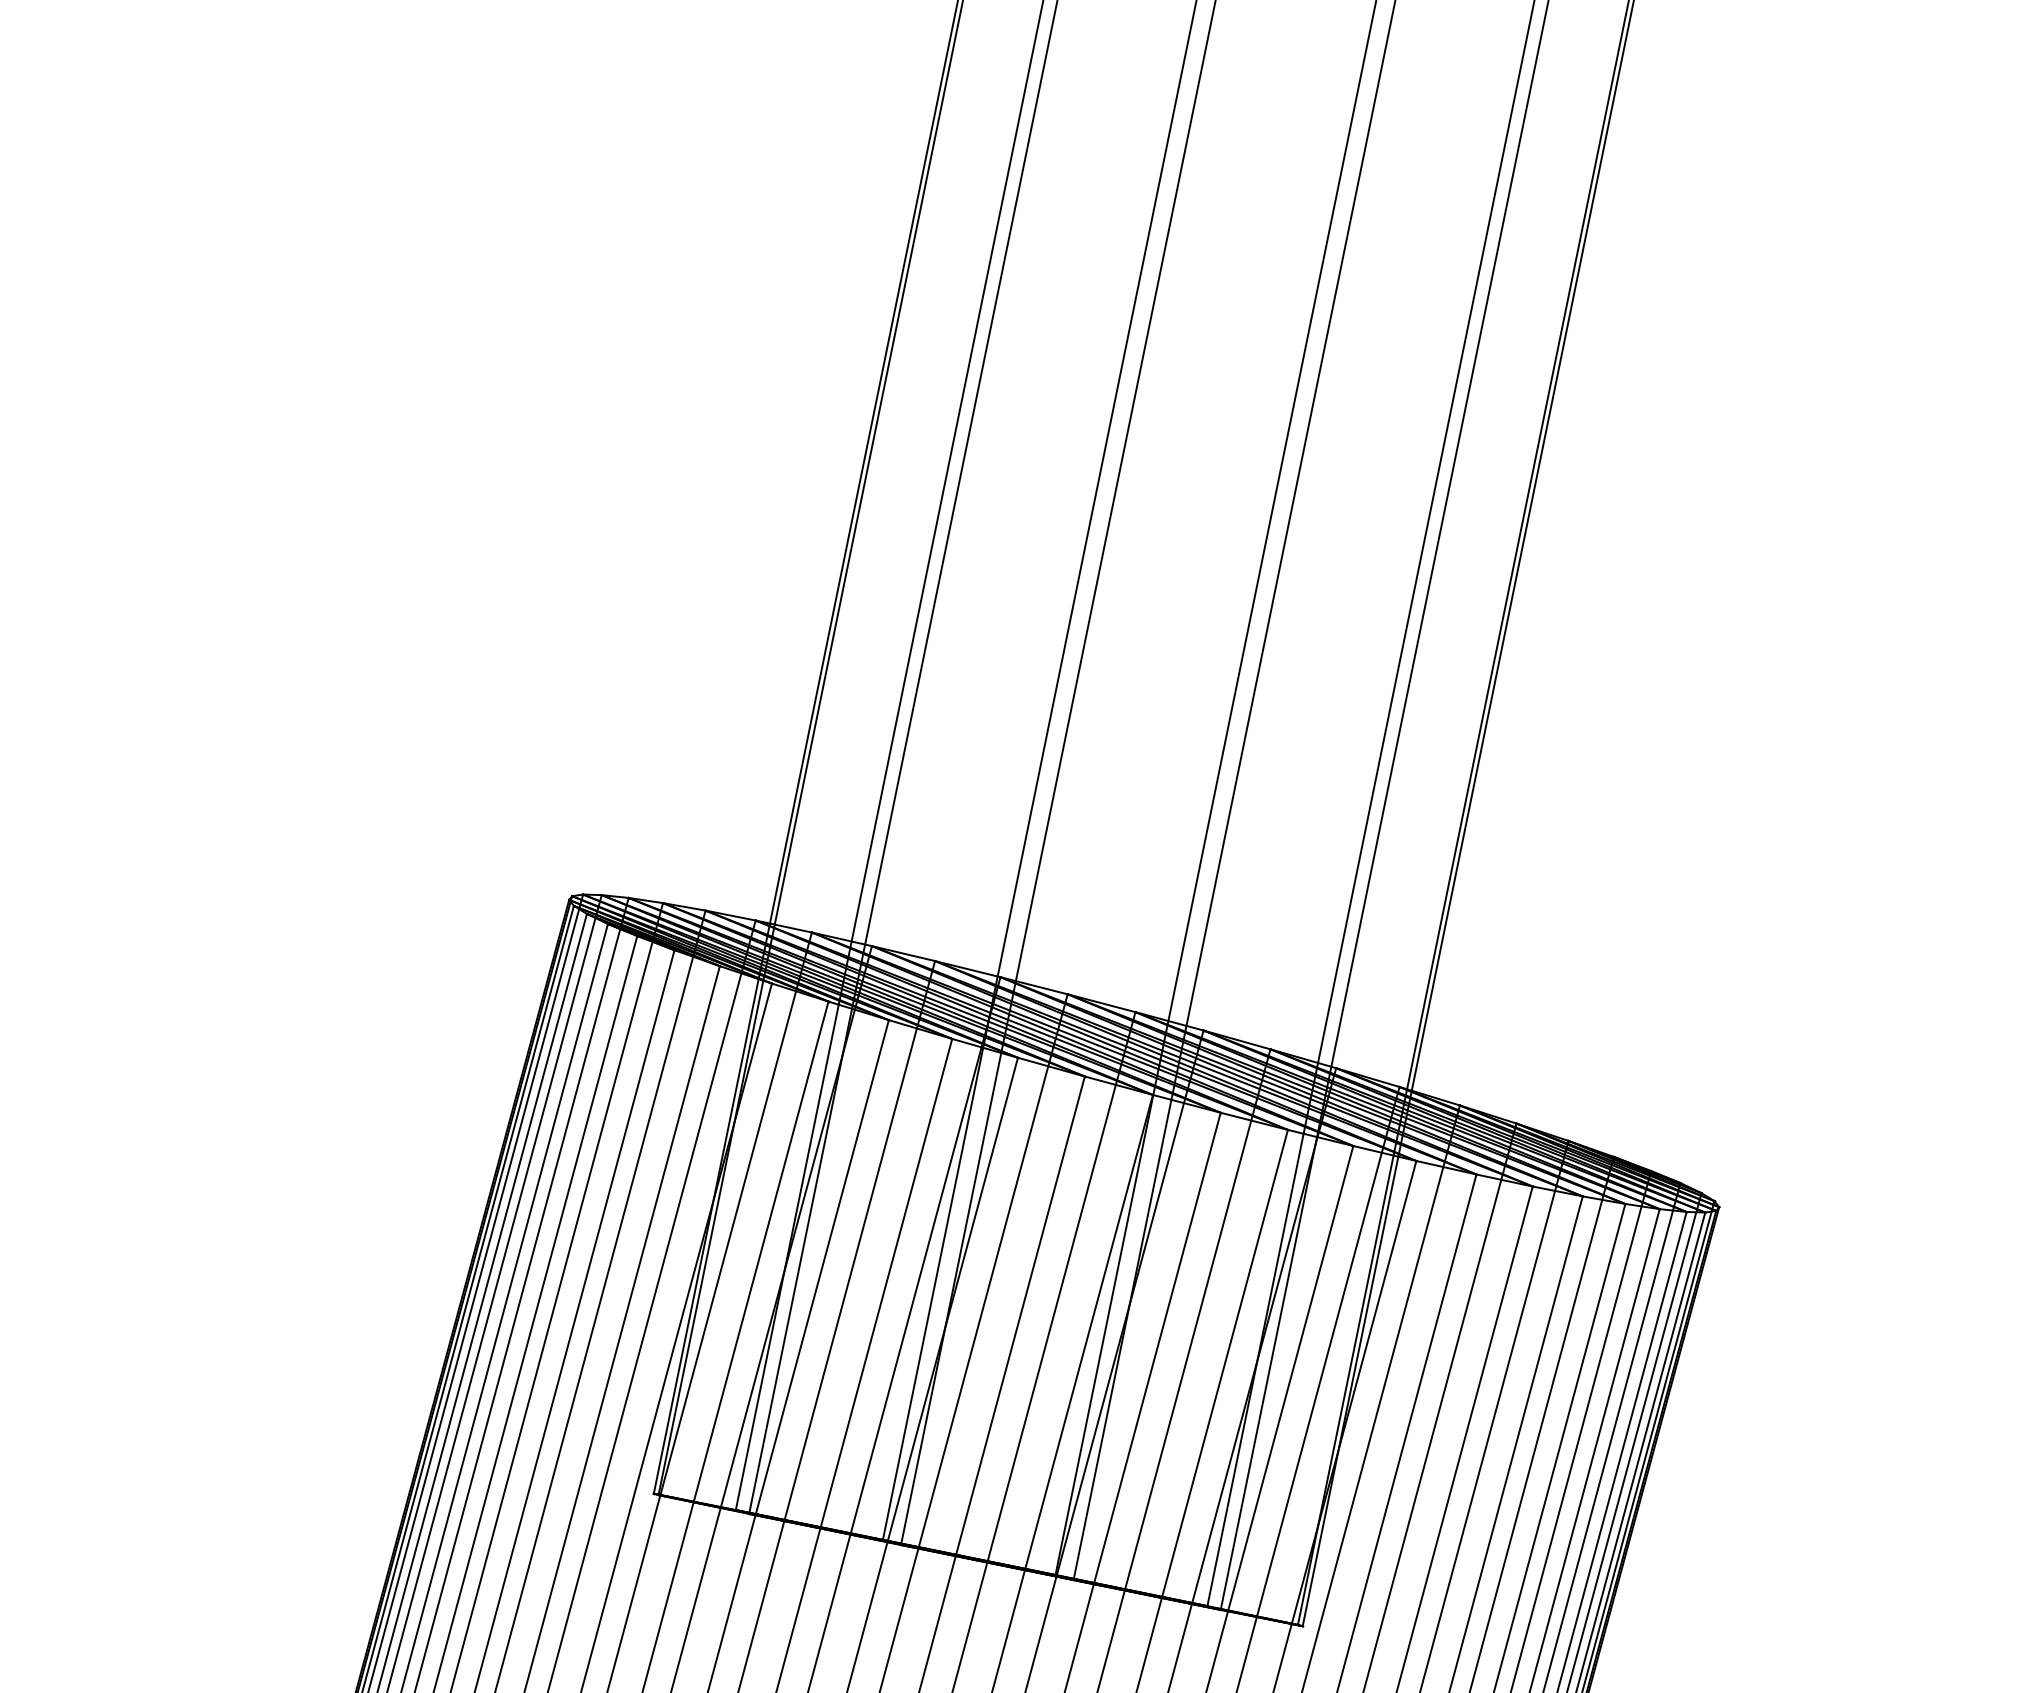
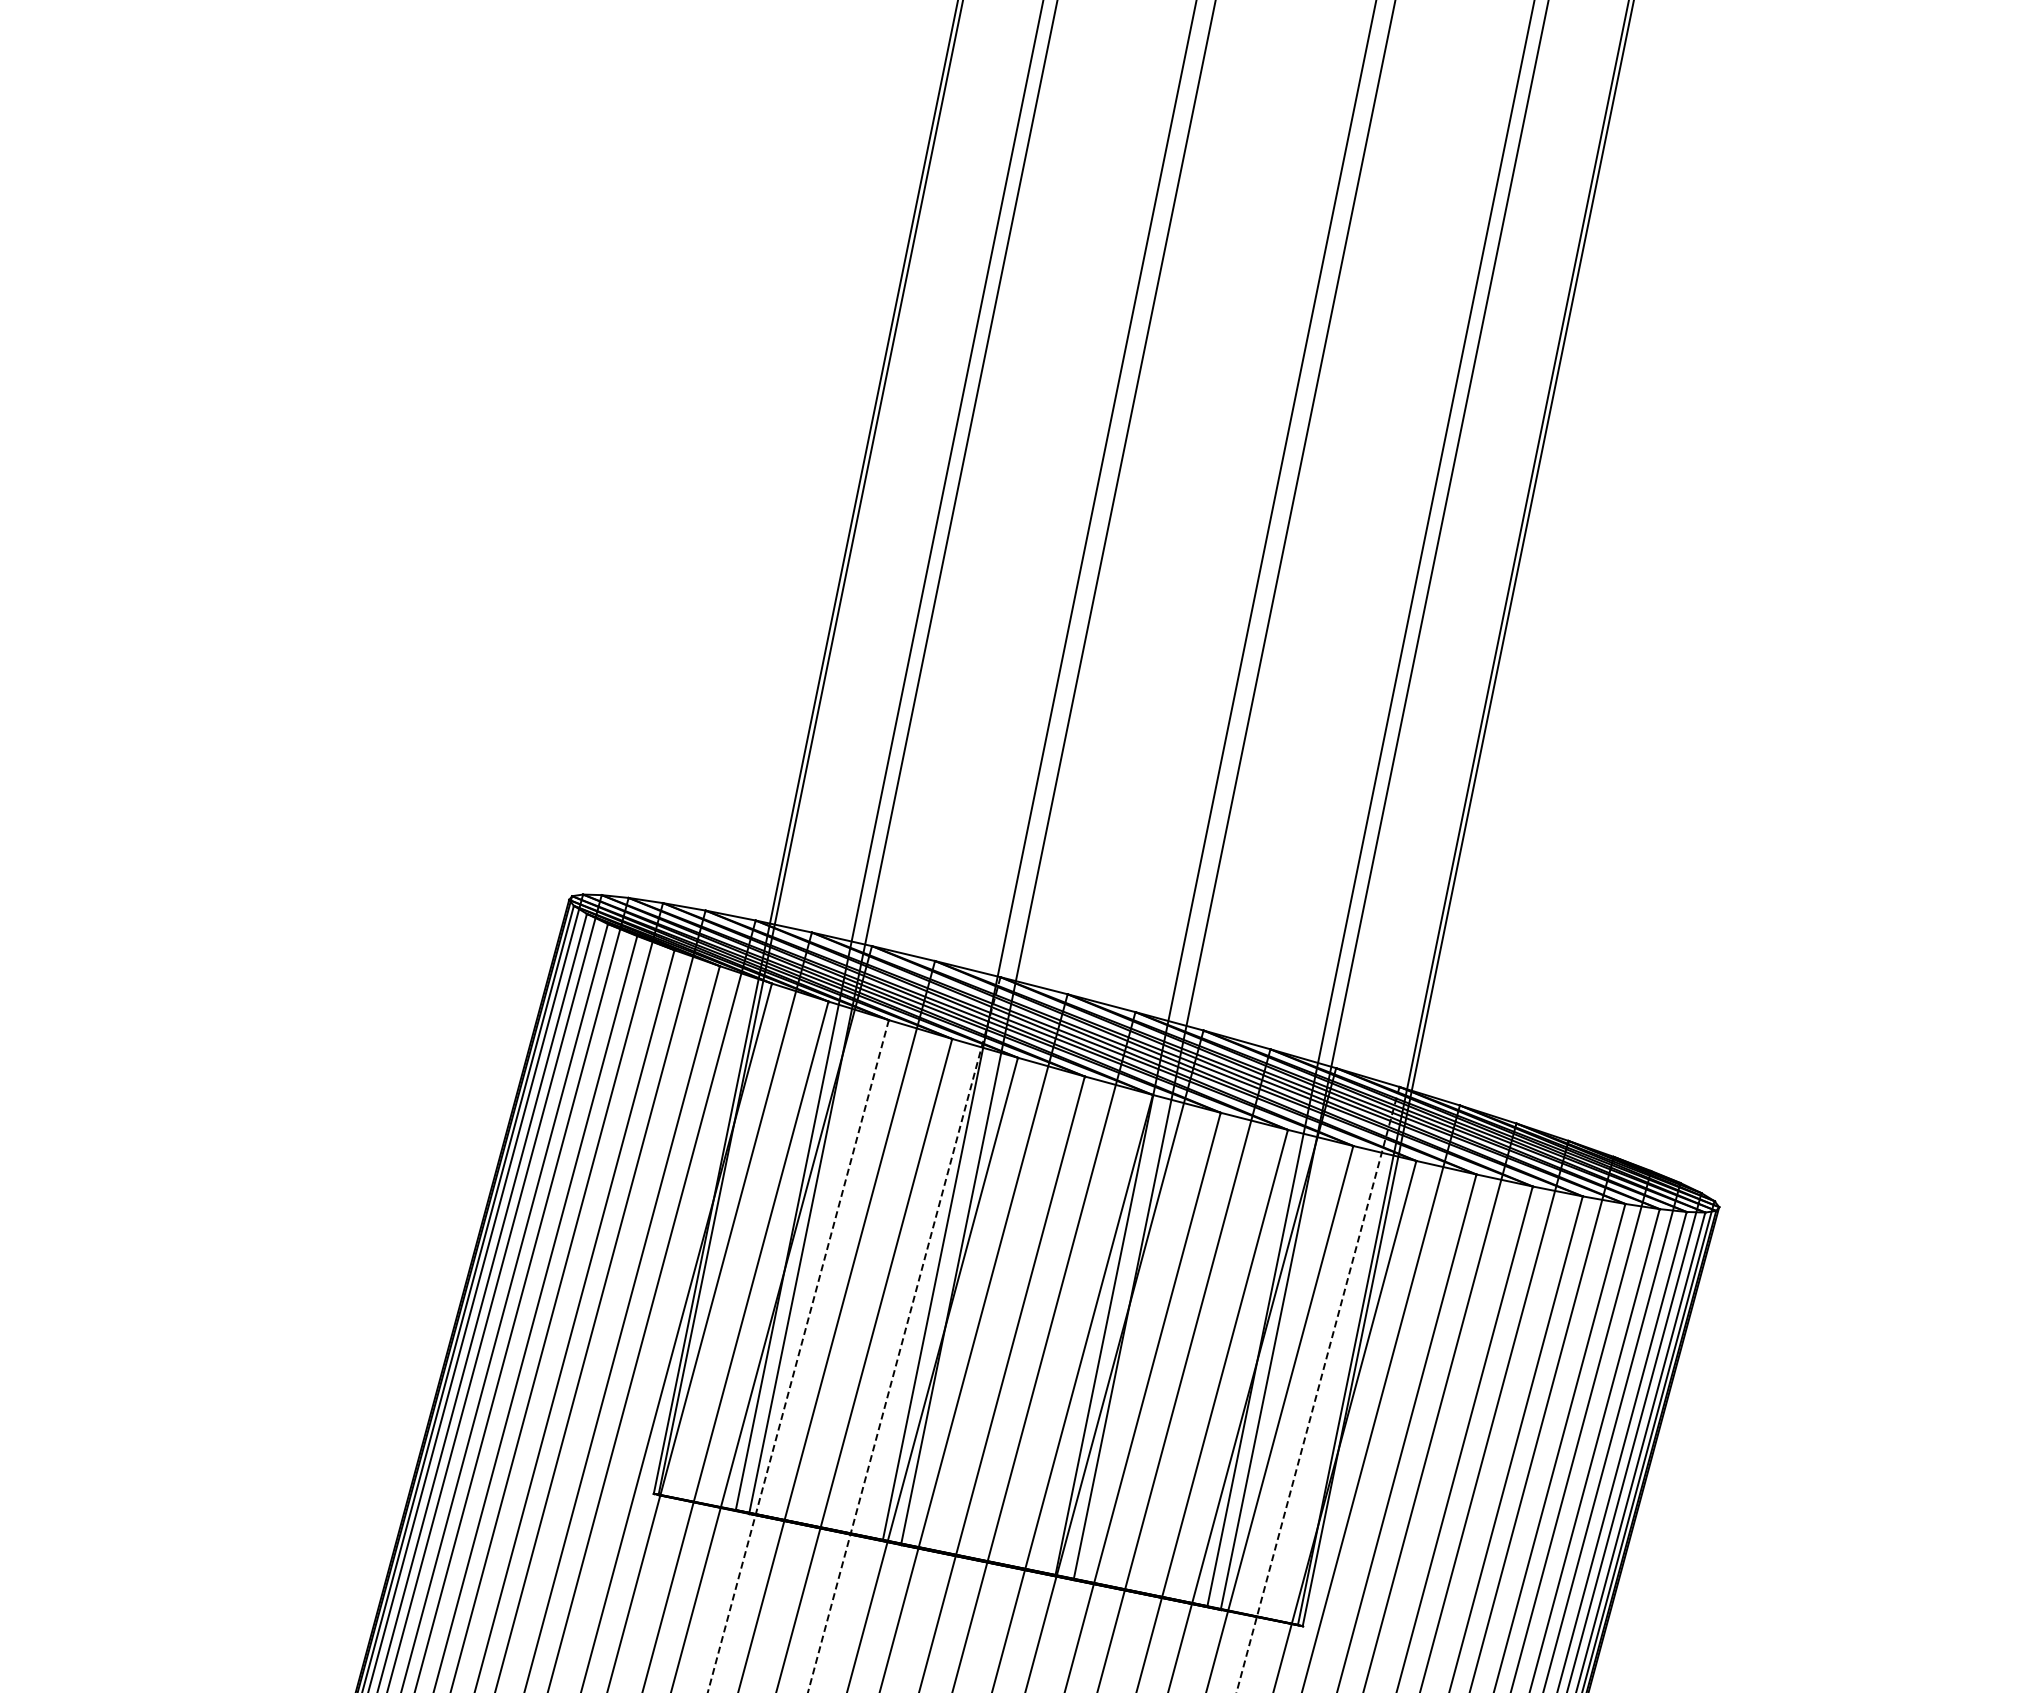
line: solid -> dashed (904, 1335)
line: solid -> dashed (798, 1357)
line: solid -> dashed (1317, 1390)
